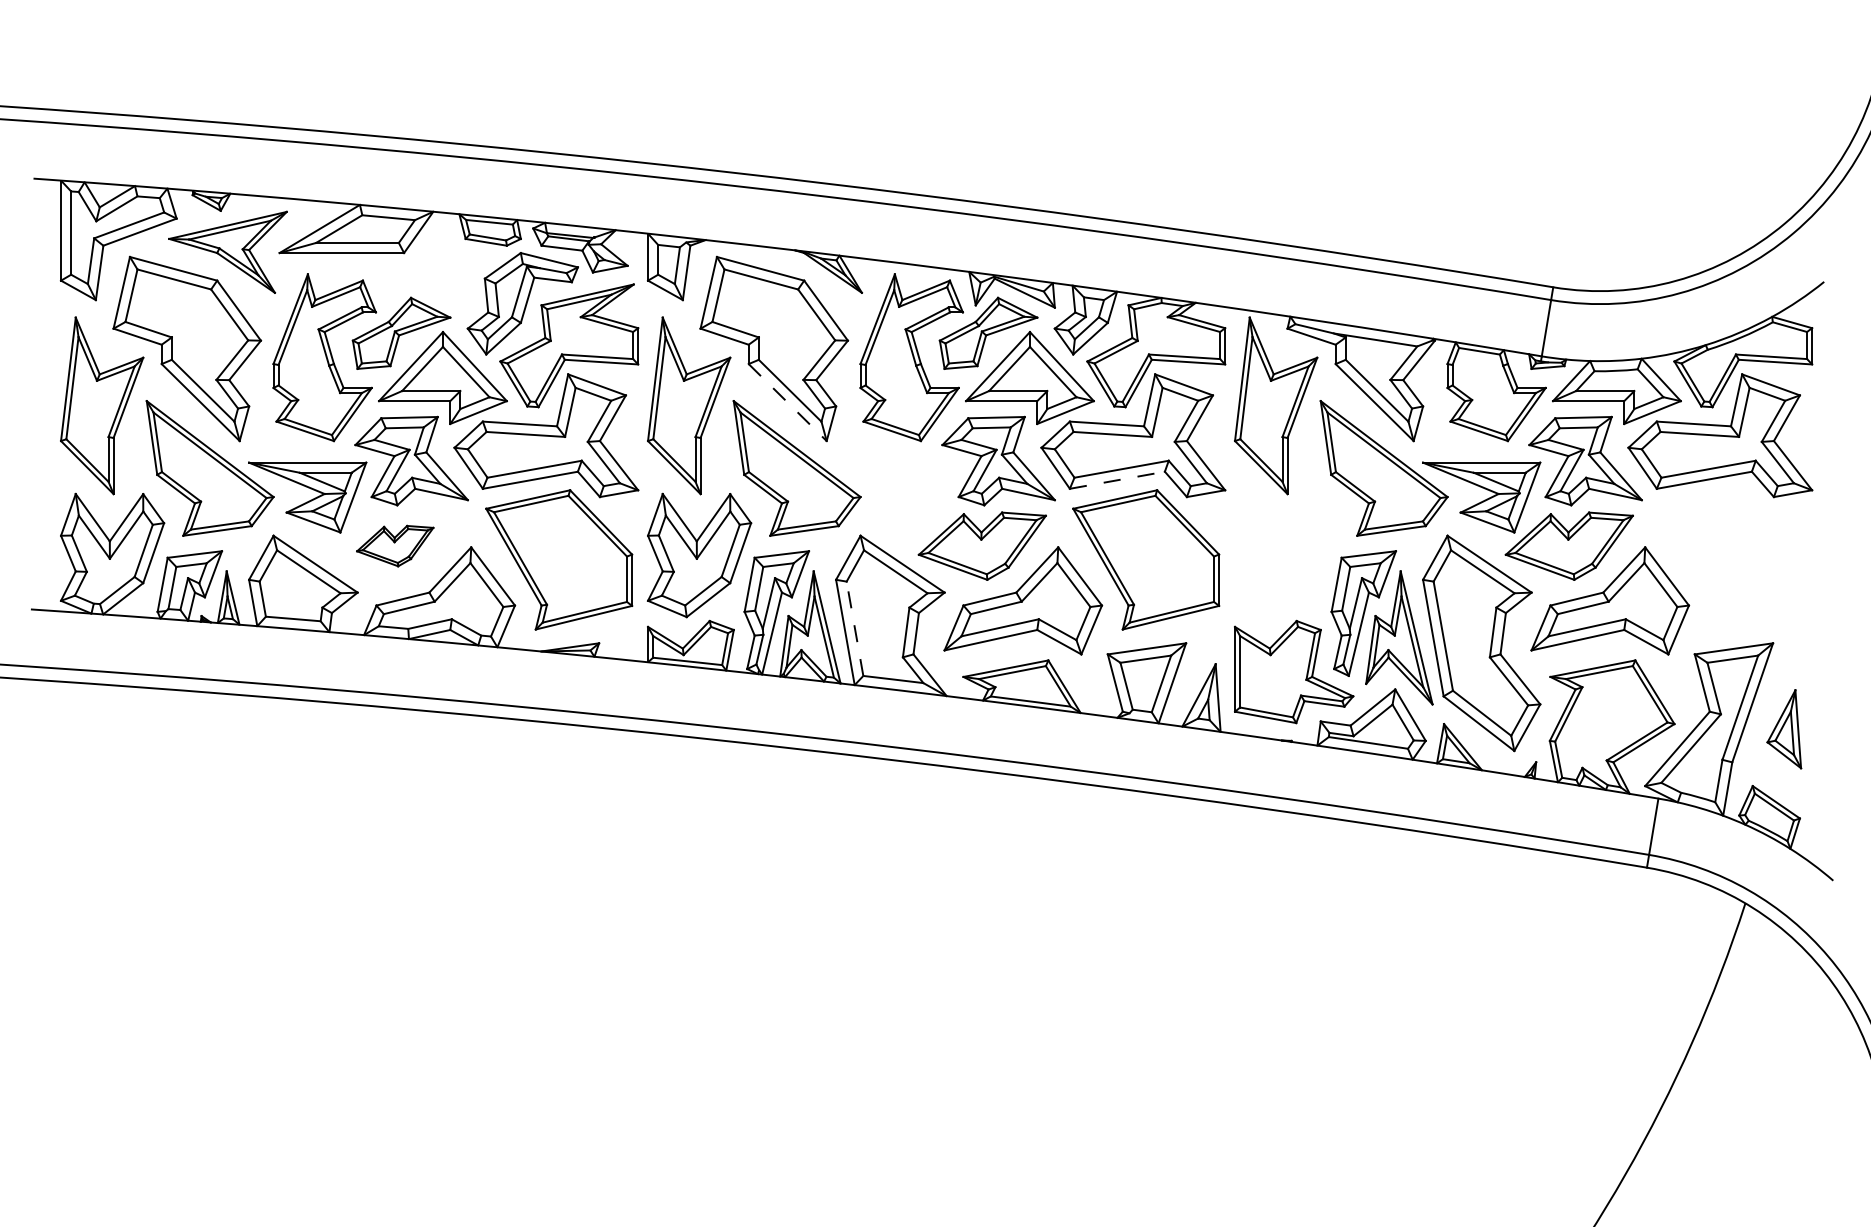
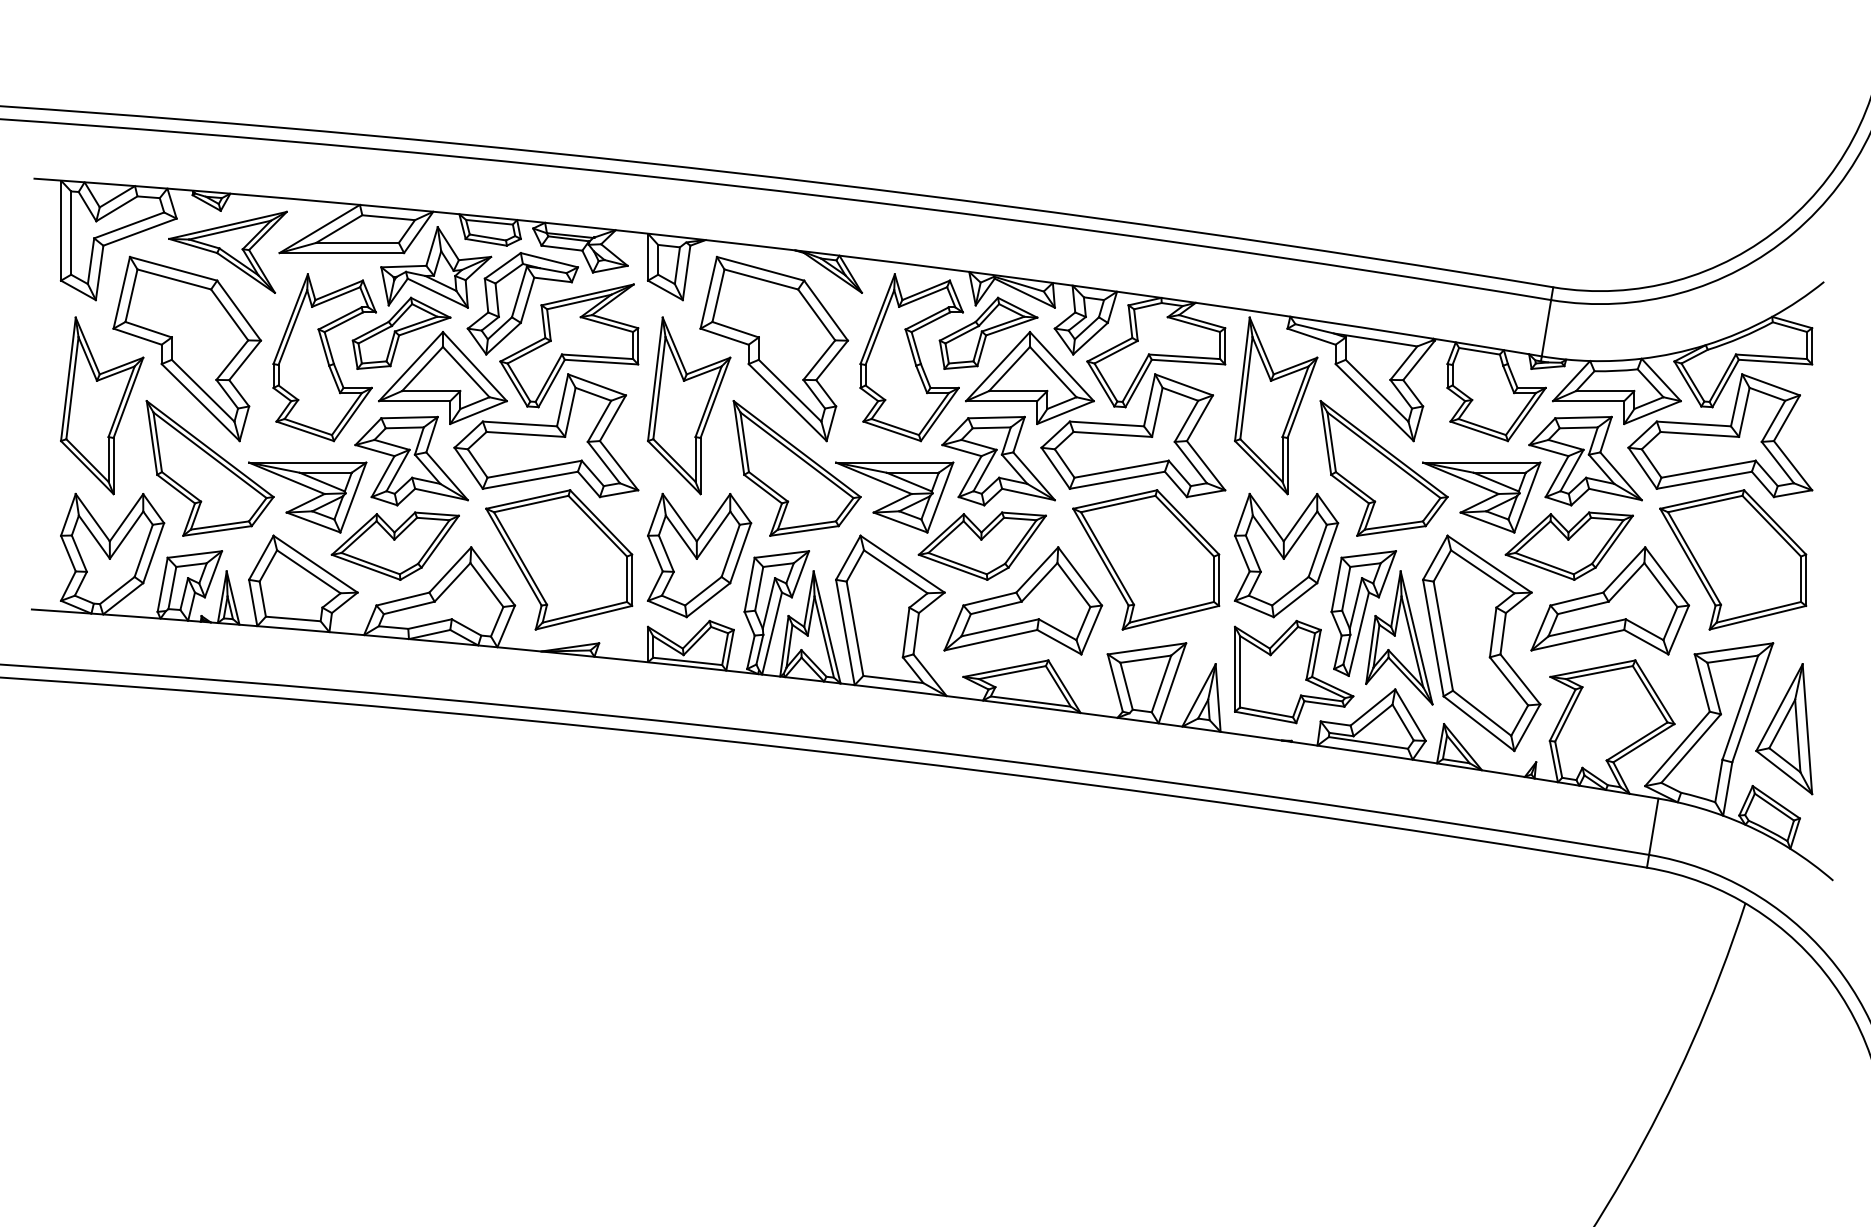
part: none -> present (436, 267)
line: dashed -> solid (787, 402)
line: dashed -> solid (1117, 480)
part: none -> present (894, 497)
part size: 79x44 px -> 130x70 px (394, 545)
part: none -> present (1286, 555)
part: none -> present (1733, 559)
line: dashed -> solid (855, 628)
part size: 37x81 px -> 59x133 px (1784, 729)
